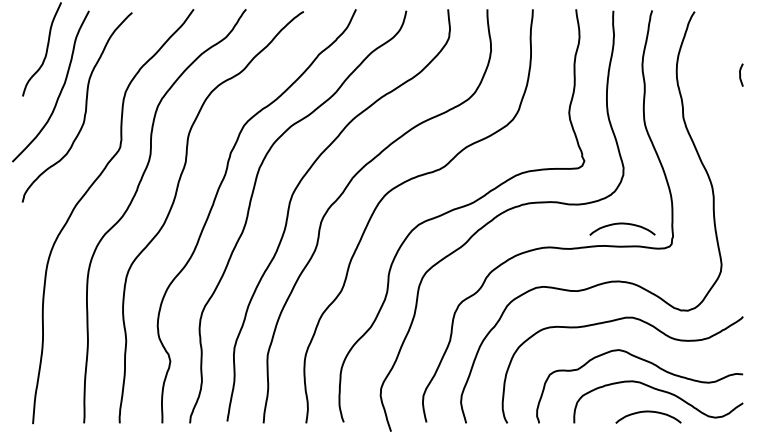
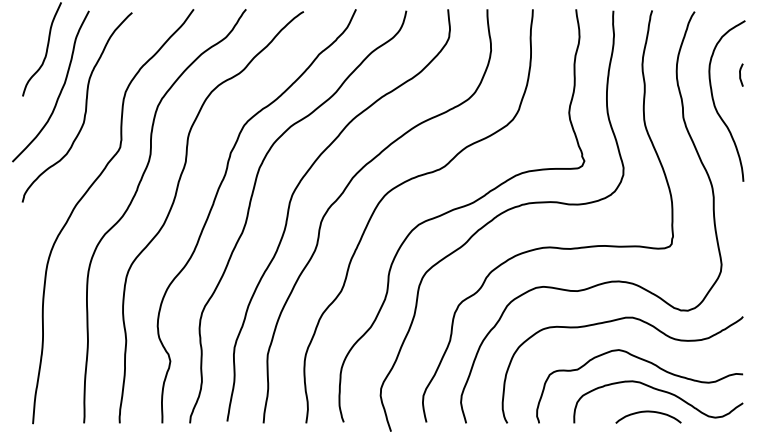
curve: none -> present (715, 104)
curve: present -> none (622, 224)
